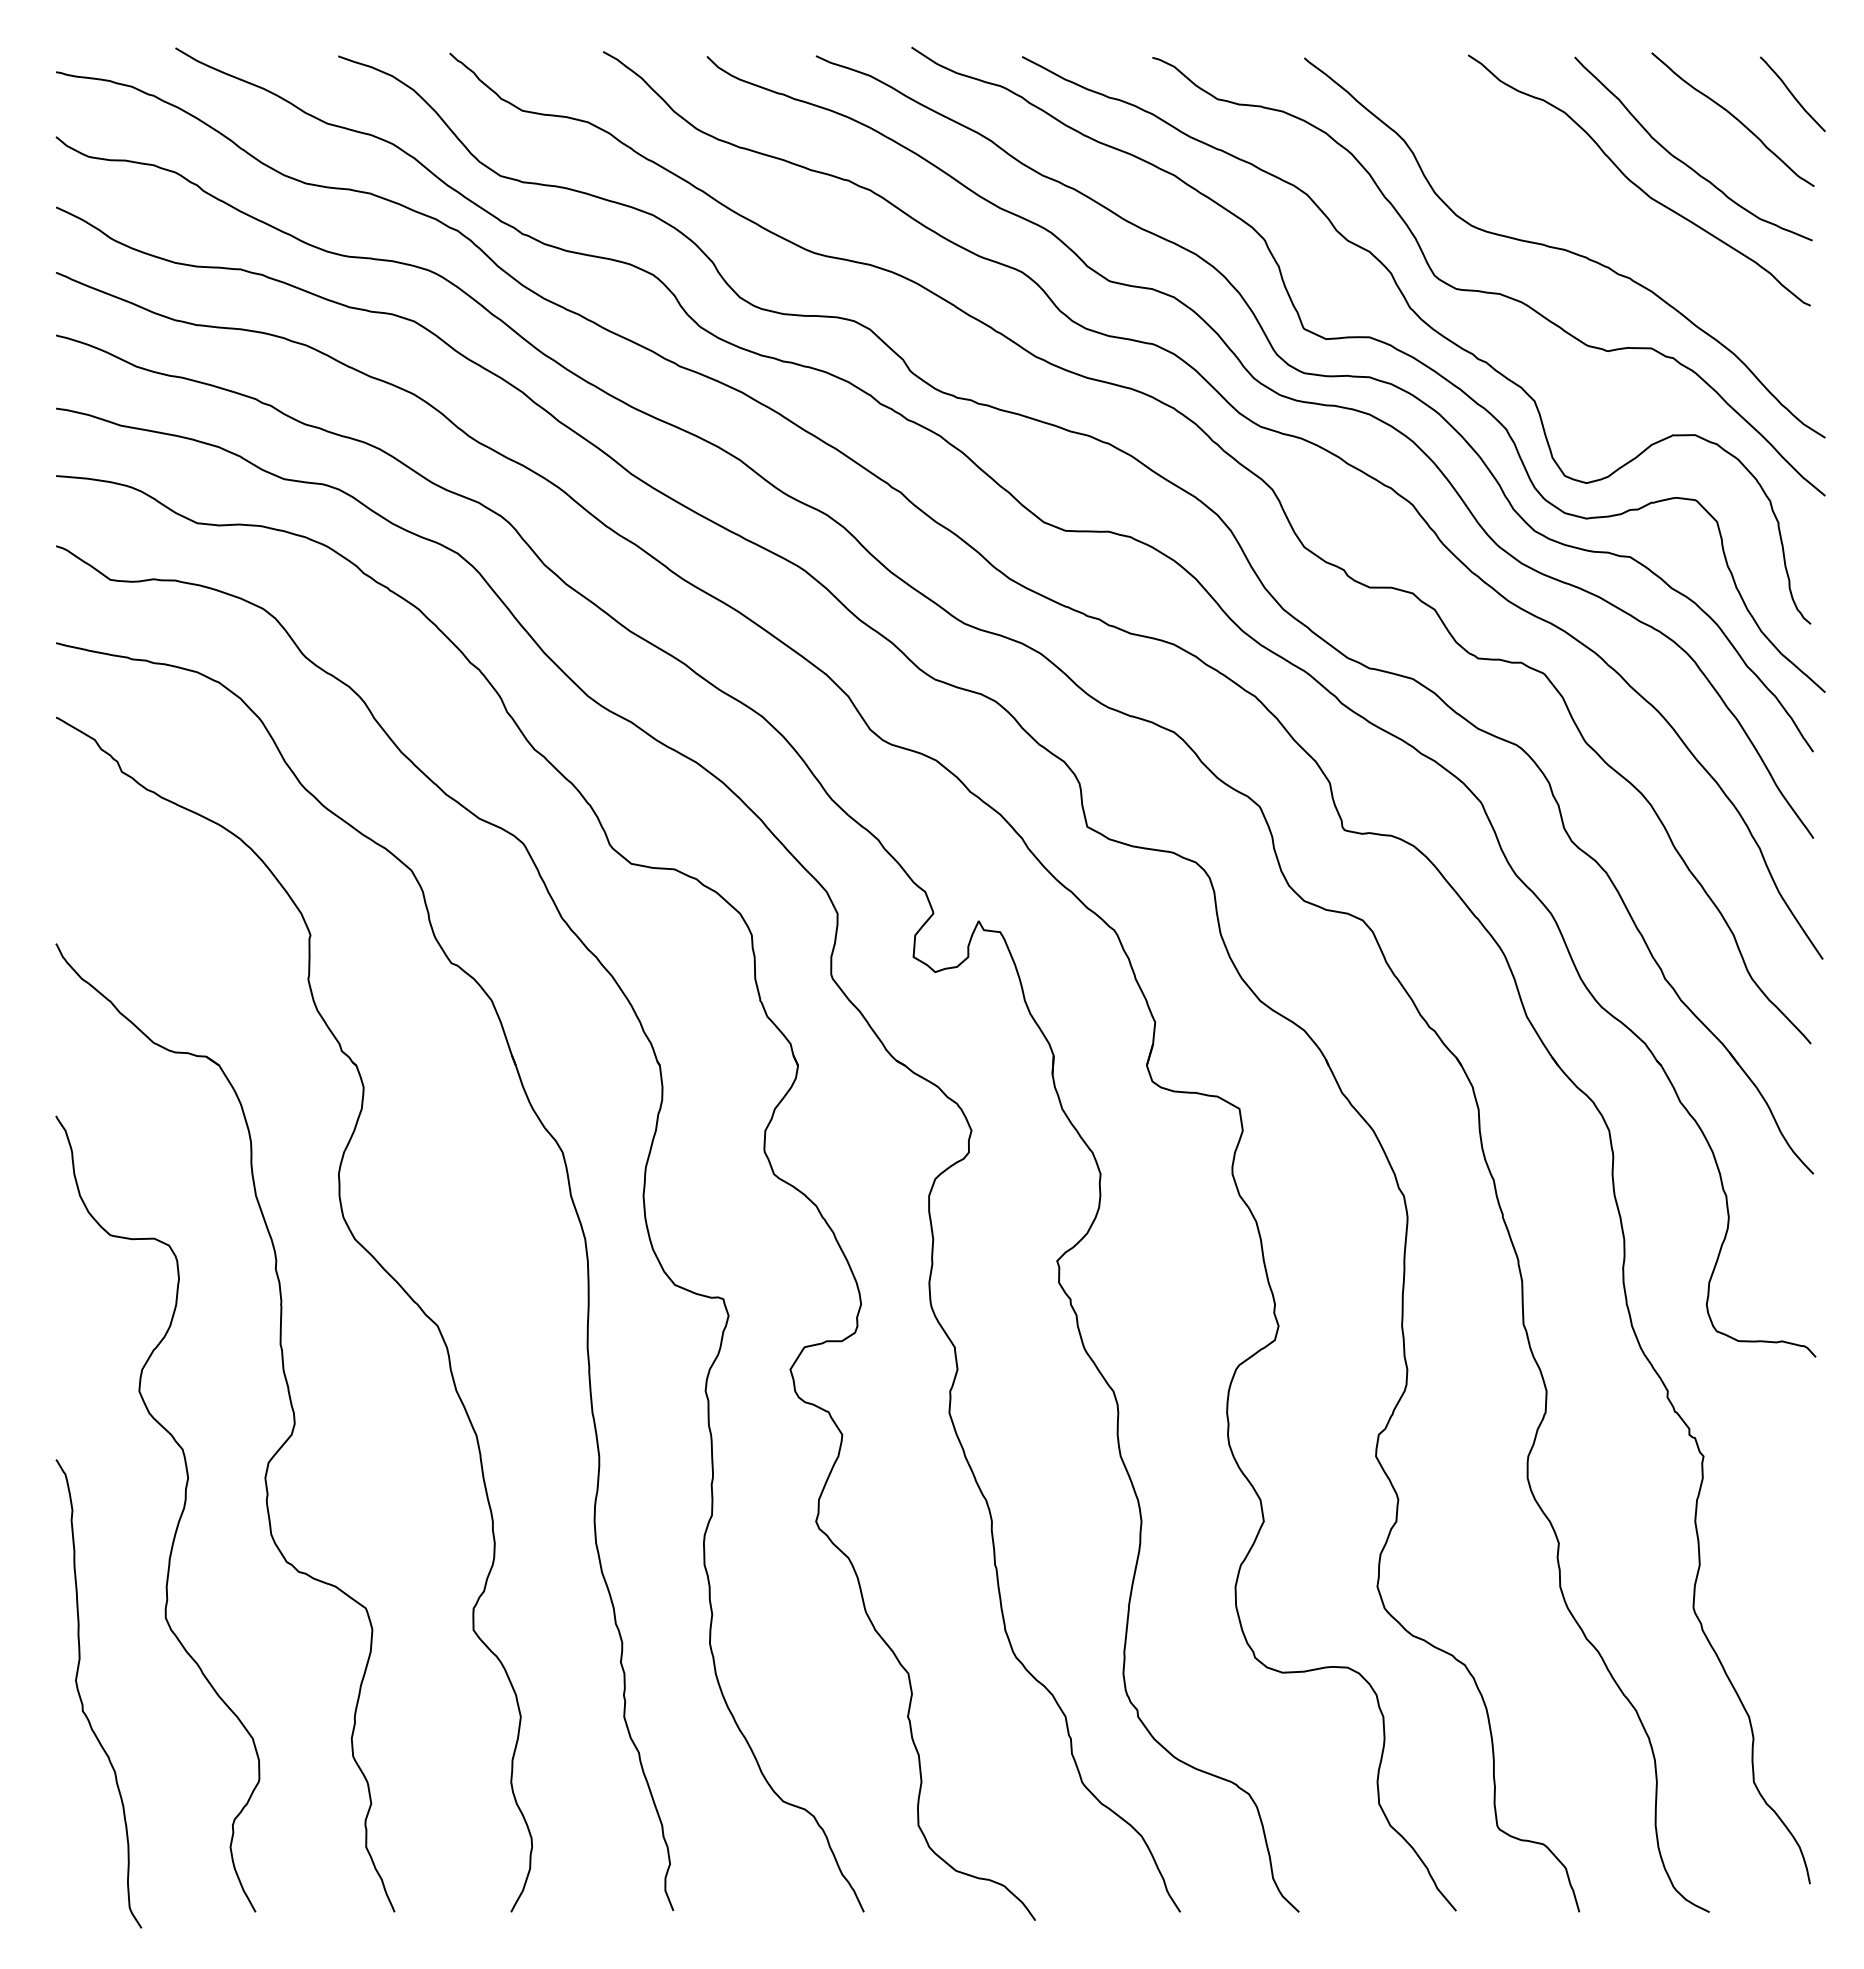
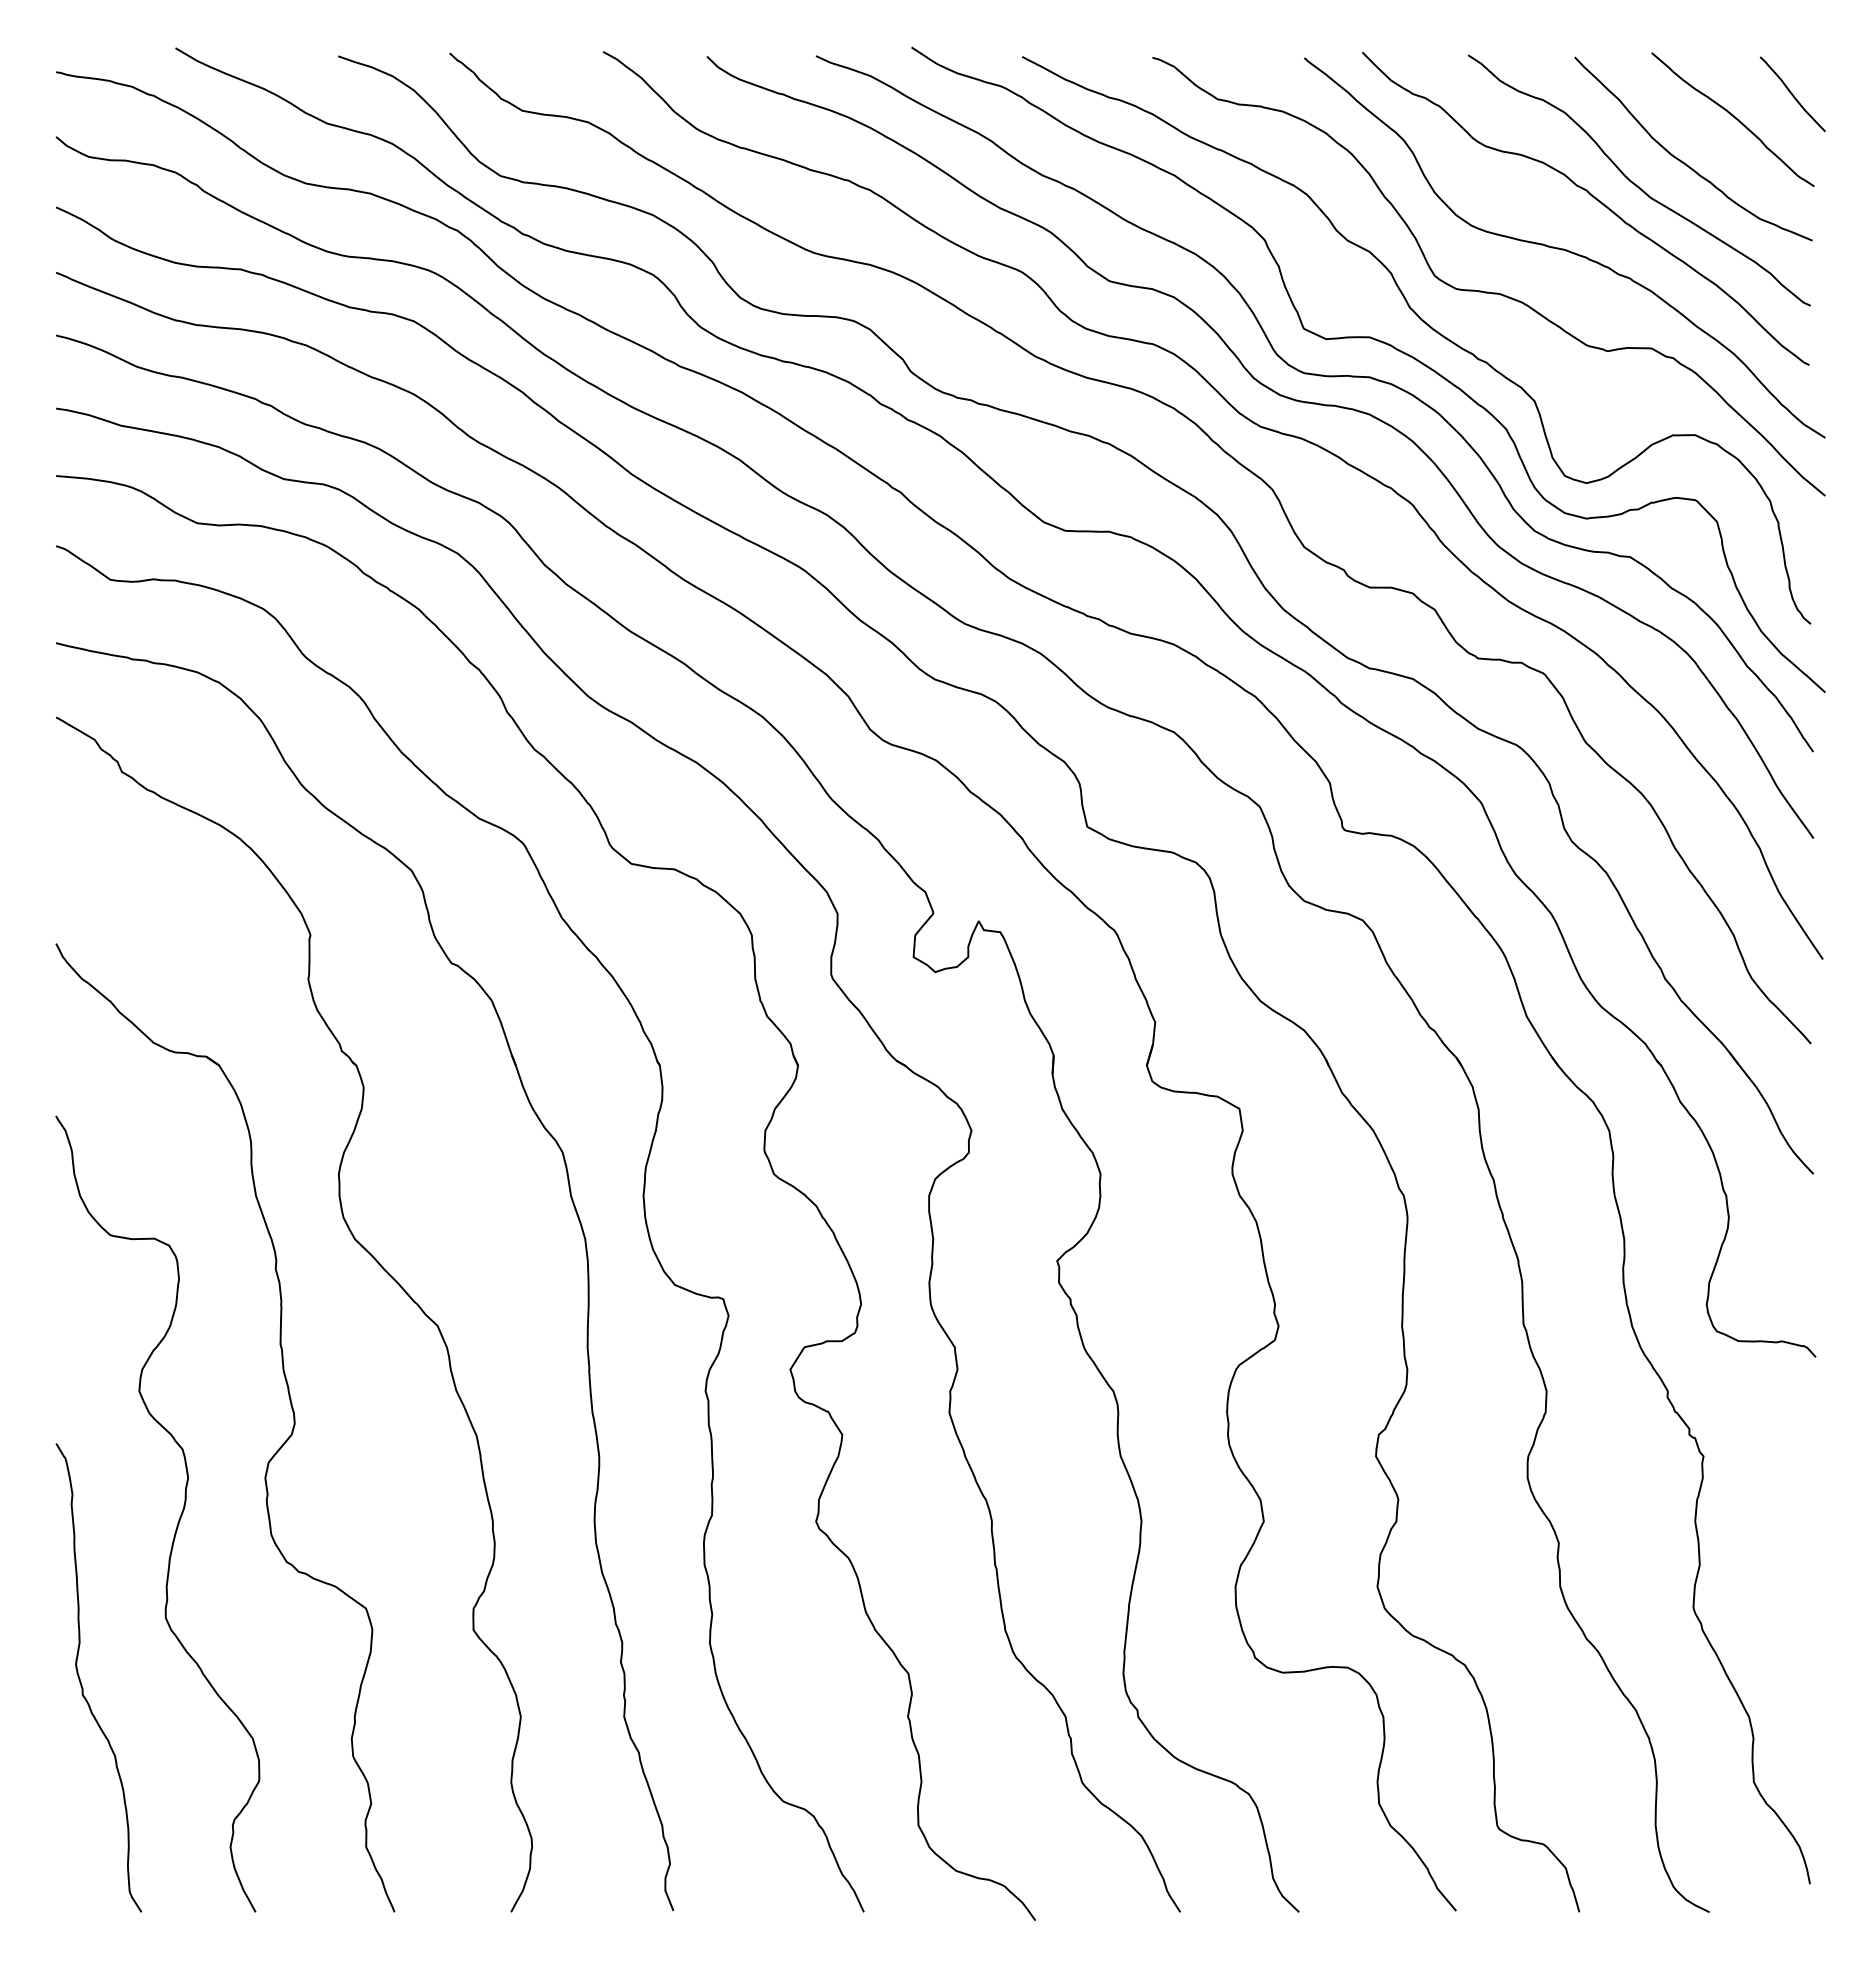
curve: none -> present (1592, 197)
curve position: (81, 1697) -> (81, 1681) (81, 1681)
